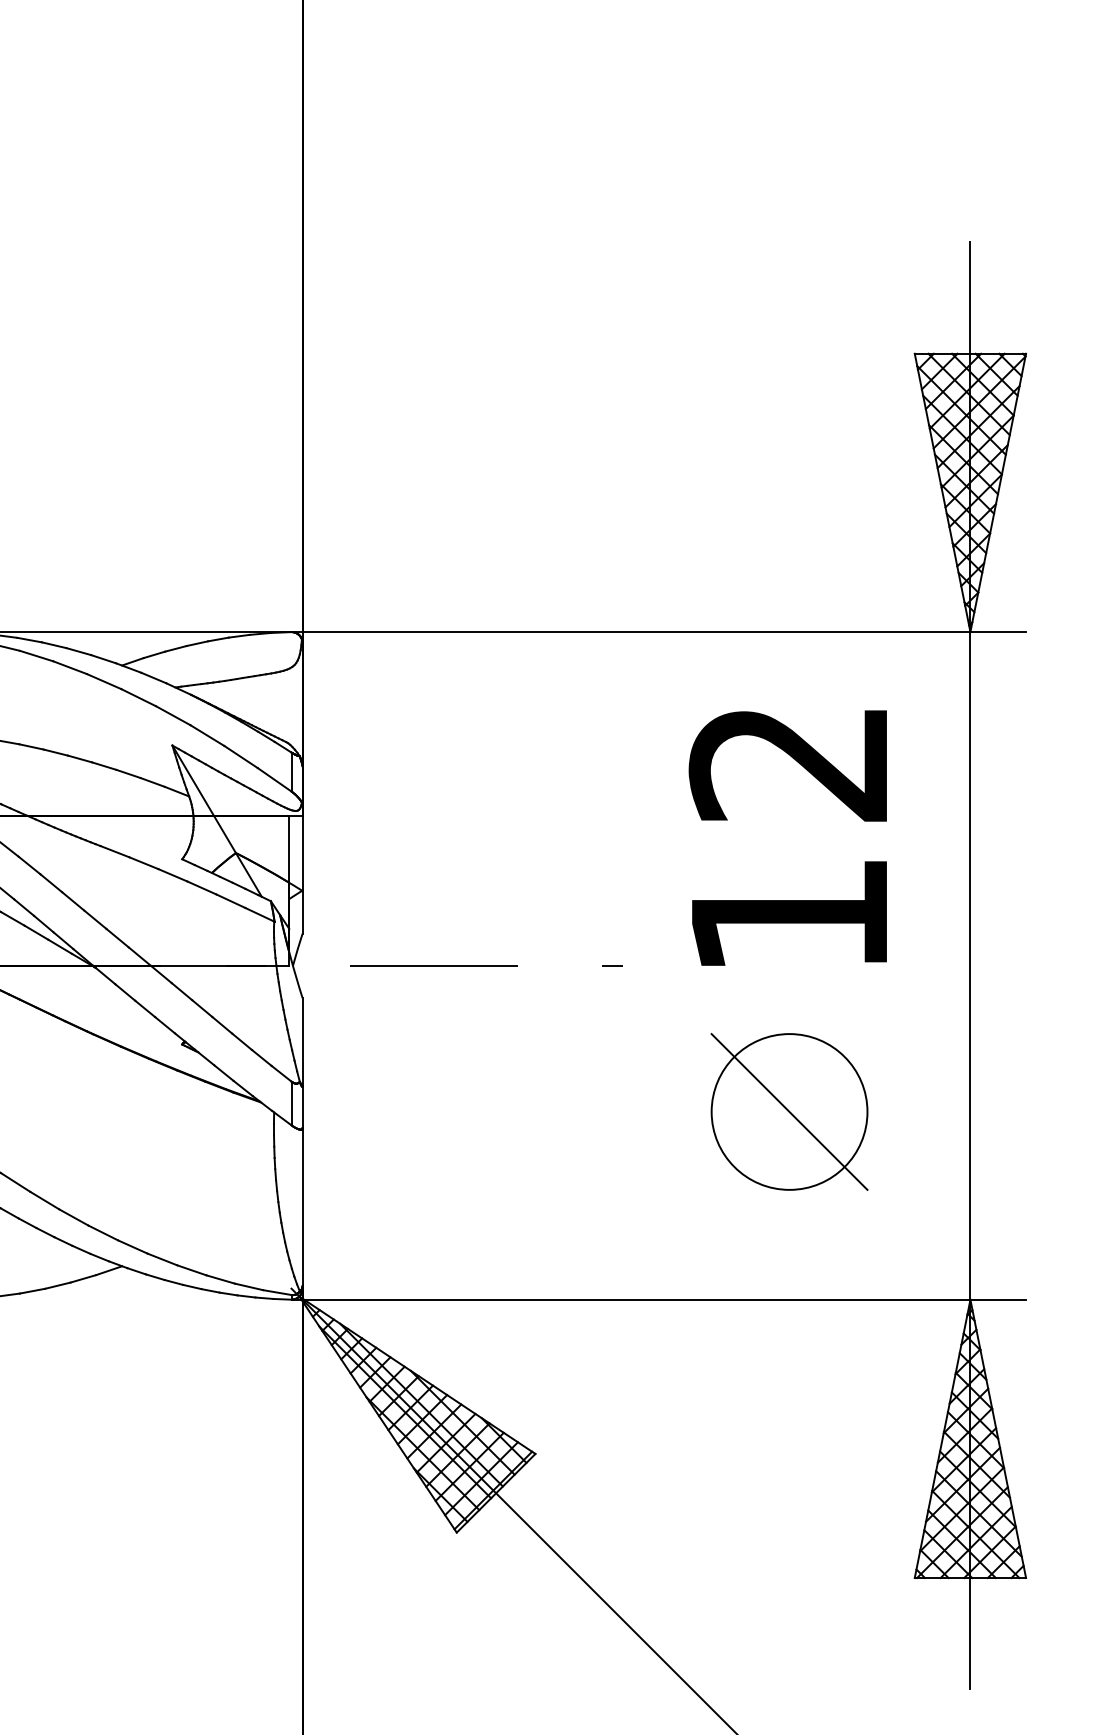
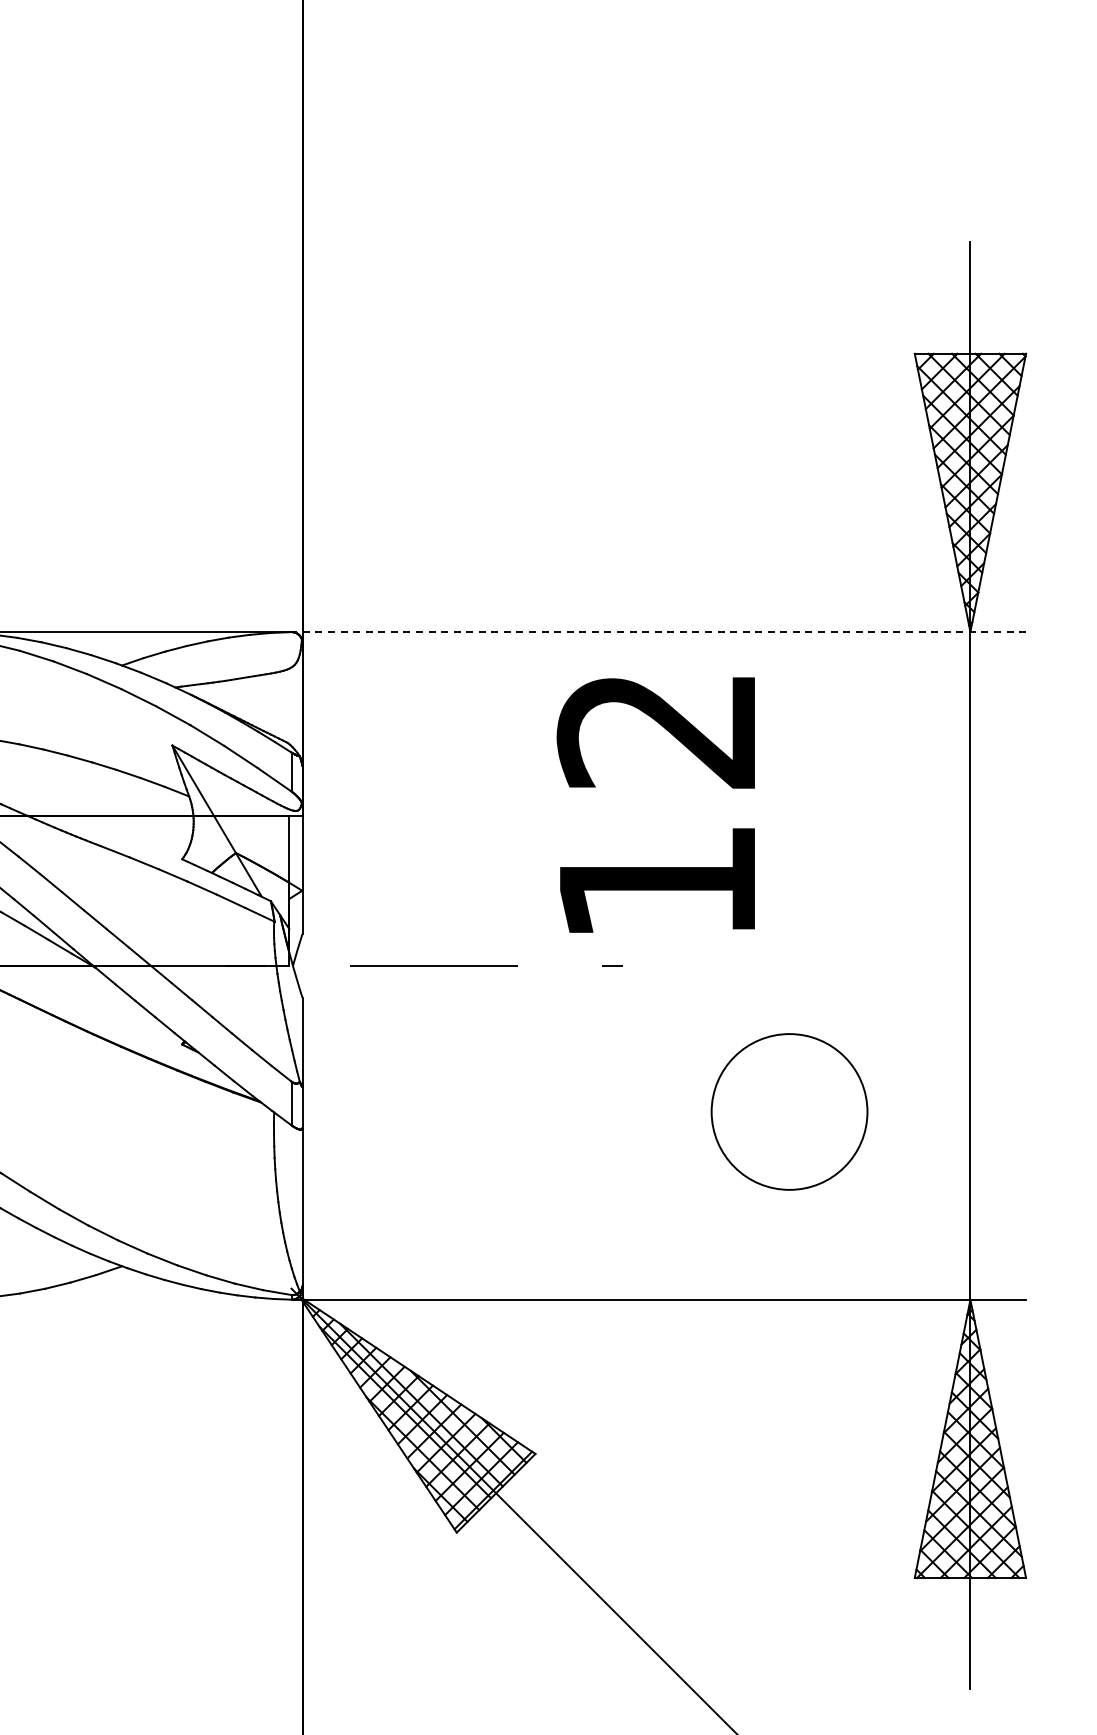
line: solid -> dashed (658, 632)
text position: (787, 837) -> (655, 804) (655, 804)
line: present -> none (789, 1111)
